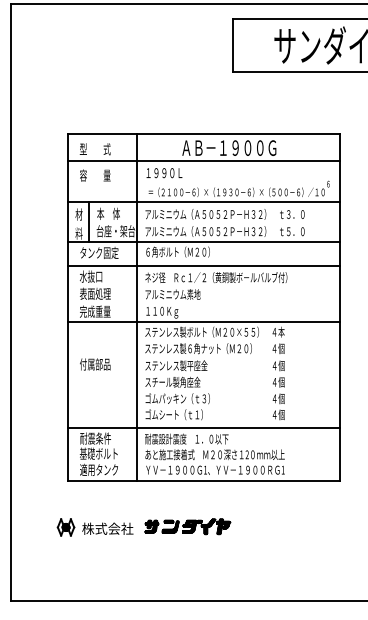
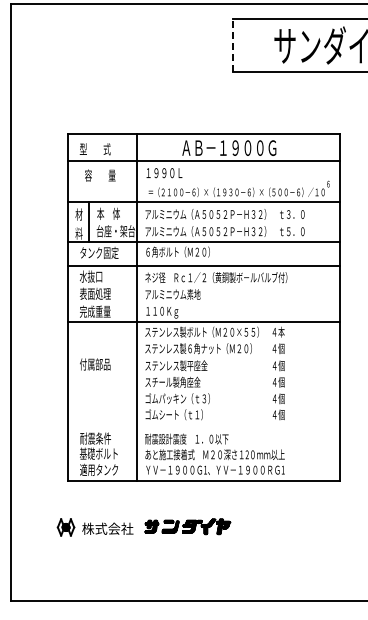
line: solid -> dashed (233, 45)
text position: (95, 175) -> (100, 175) (100, 175)
line: present -> none (203, 427)
